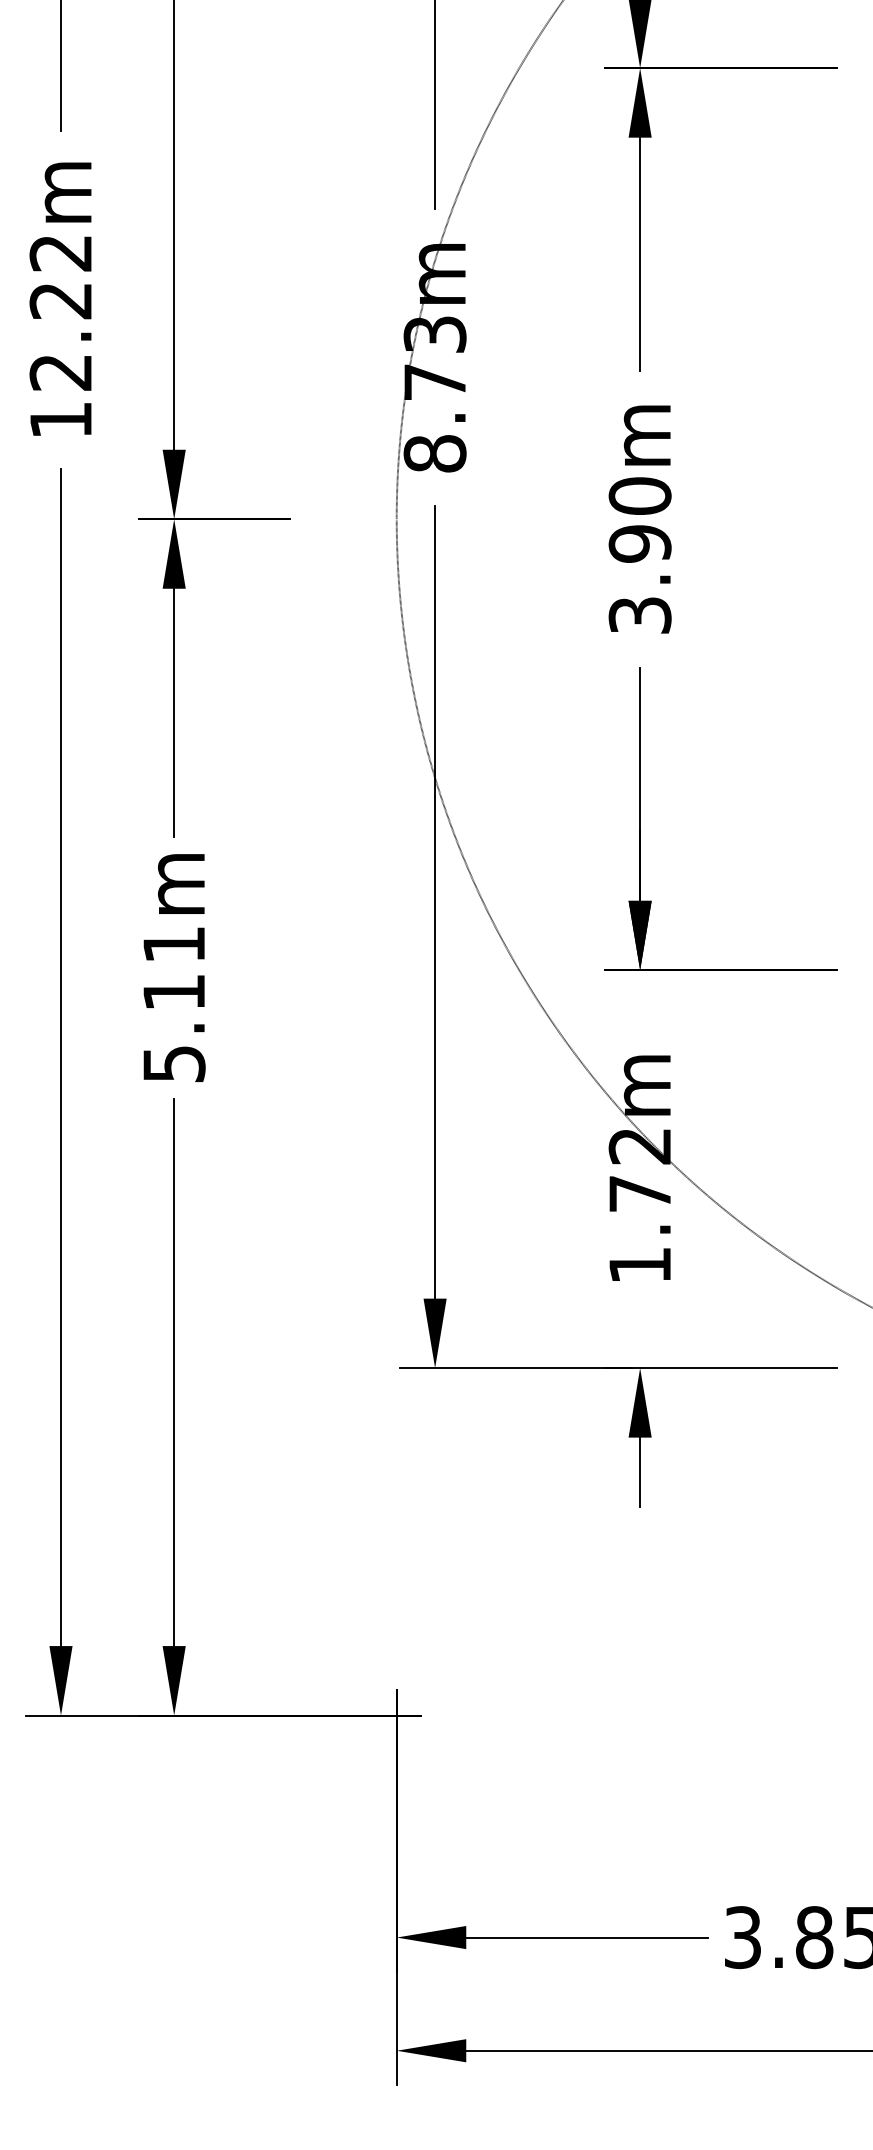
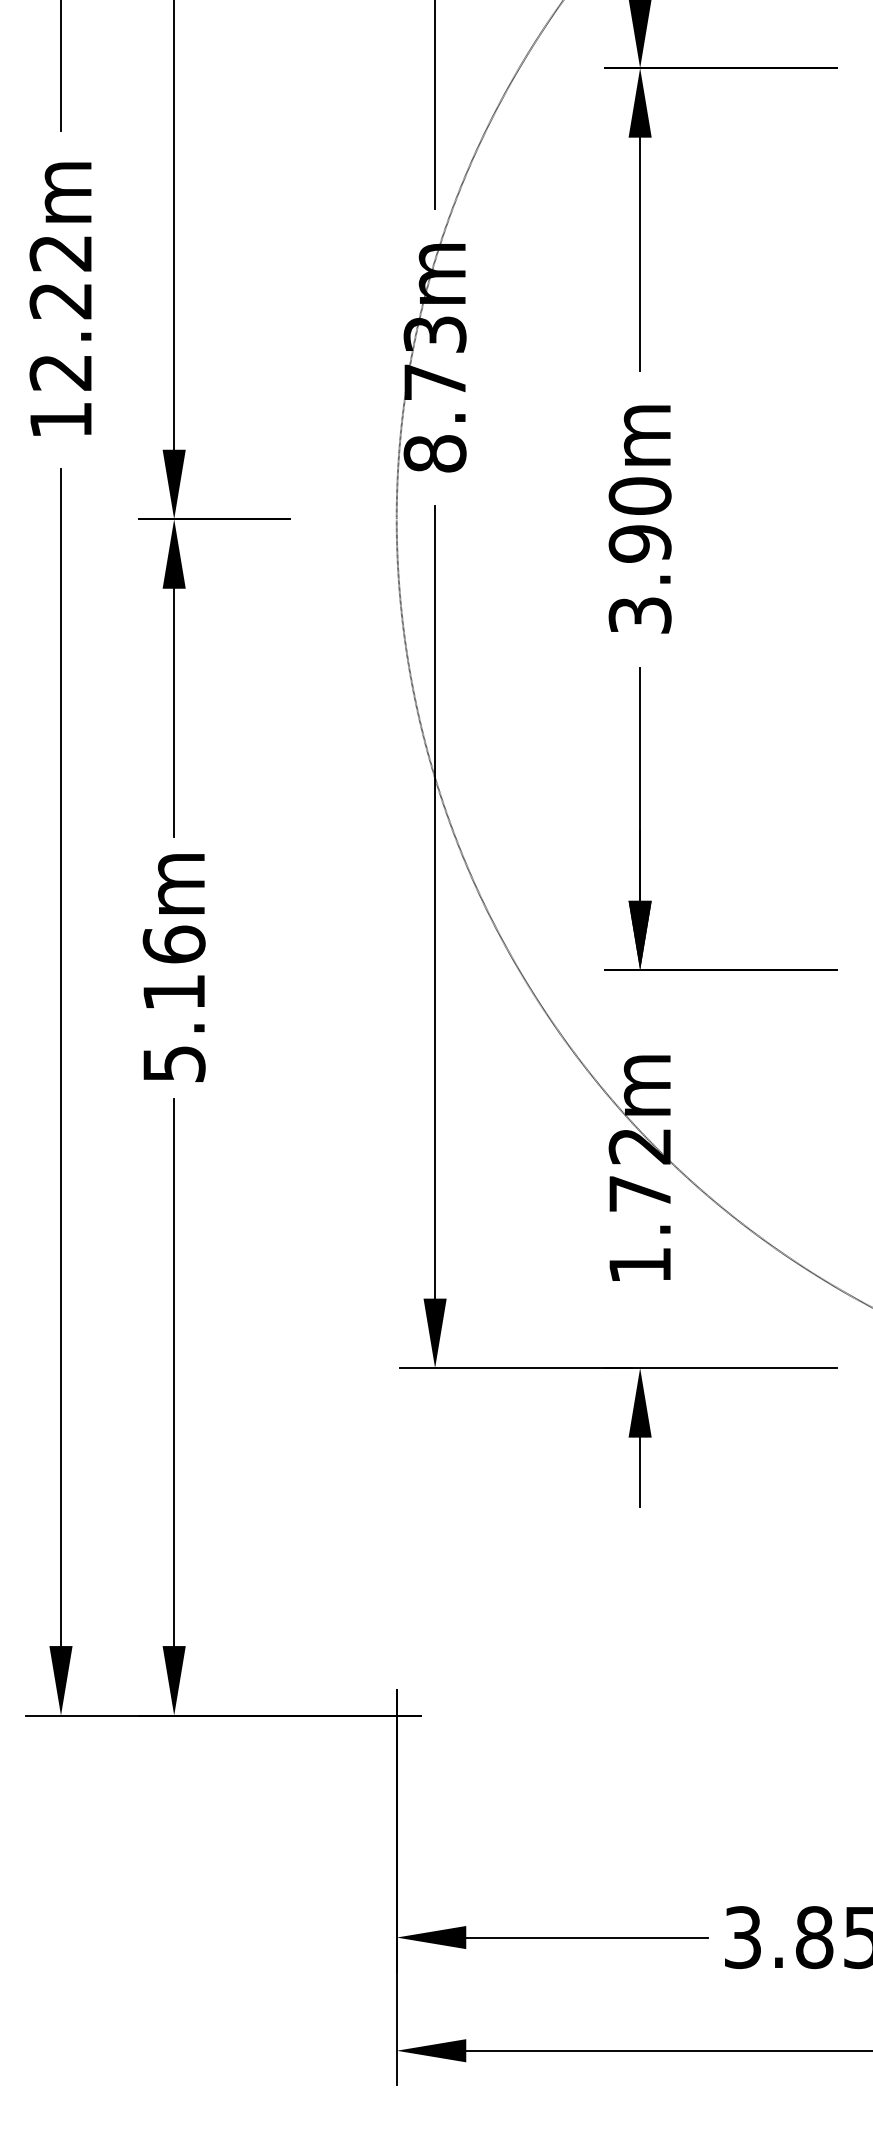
text: 5.11m -> 5.16m (173, 944)
